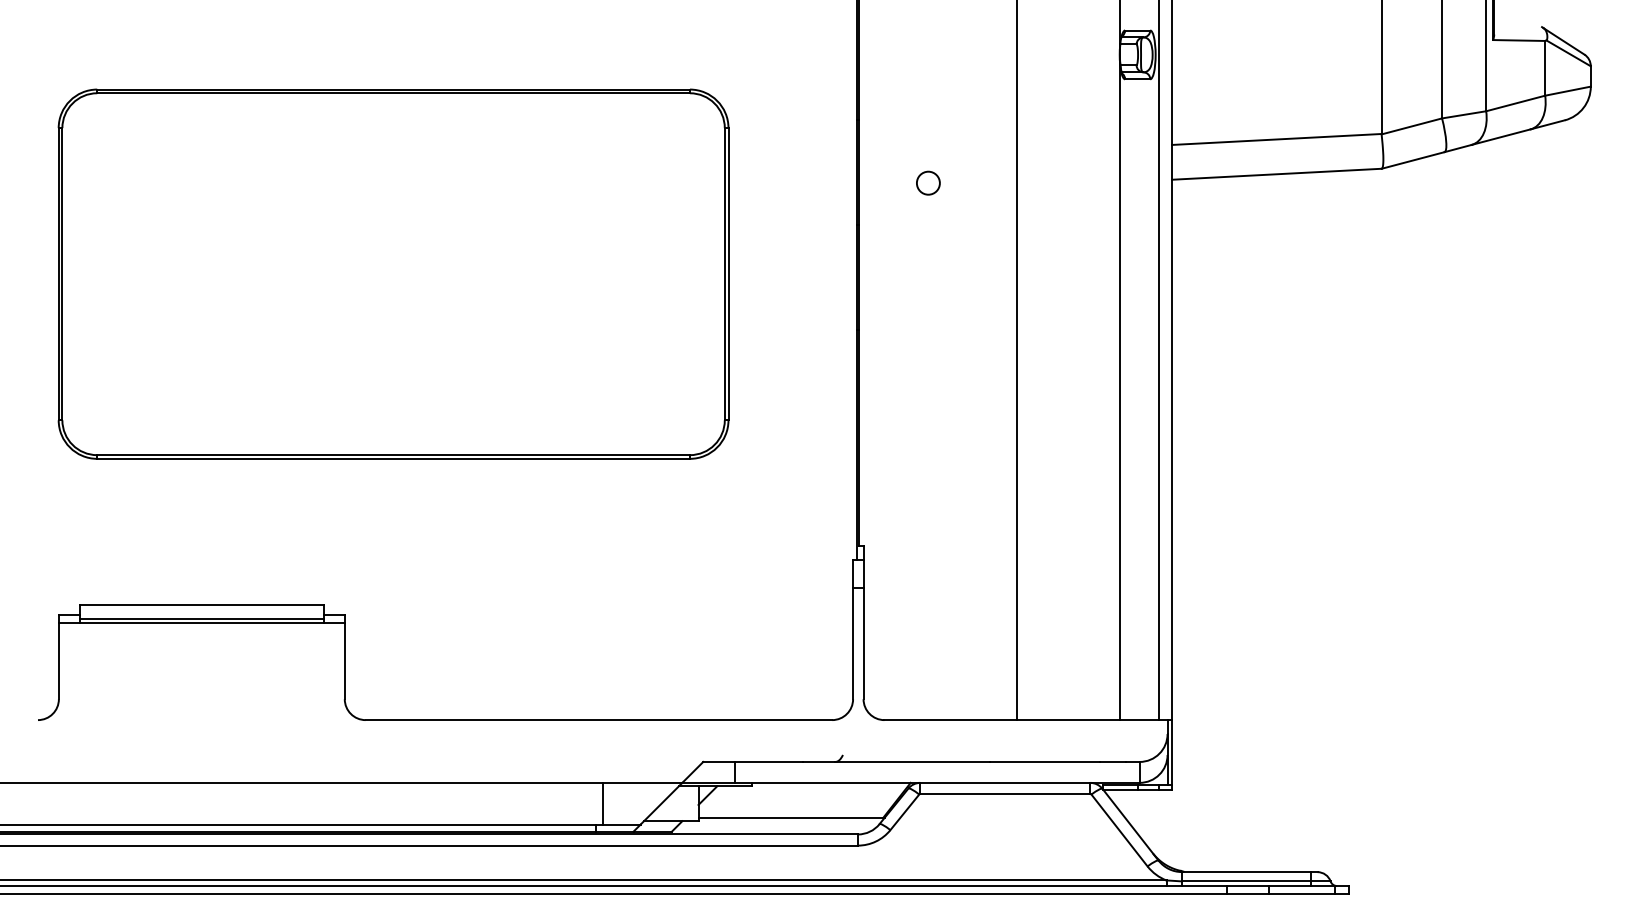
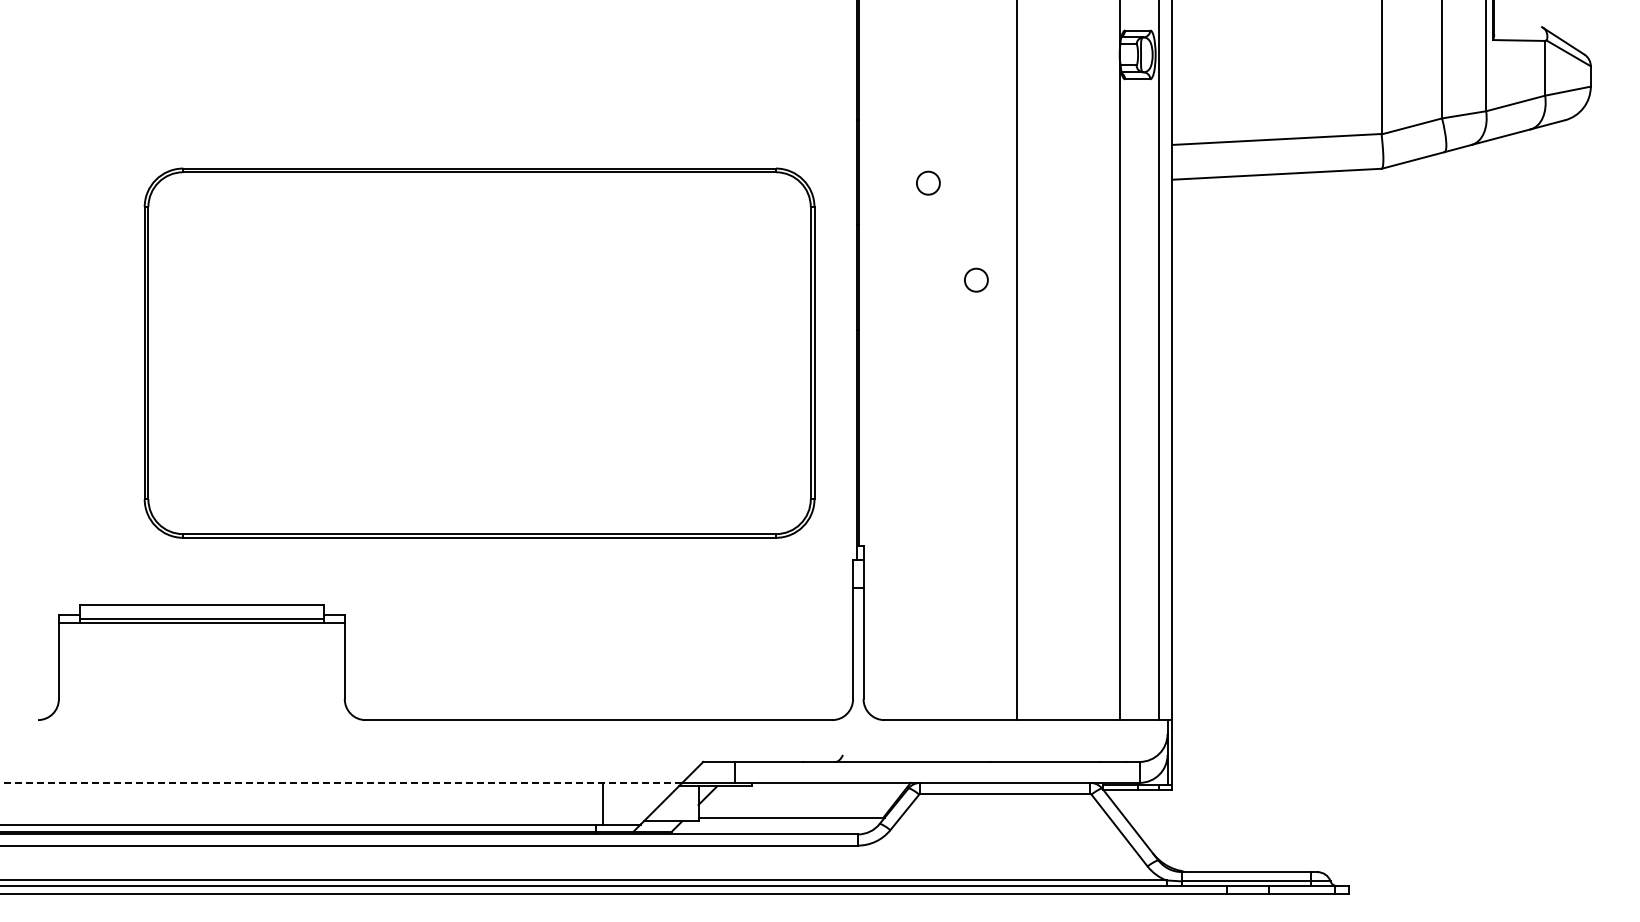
part position: (393, 273) -> (479, 352) (479, 352)
circle: none -> present (976, 279)
line: solid -> dashed (341, 782)
